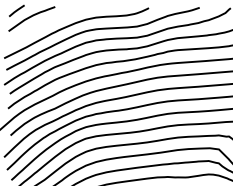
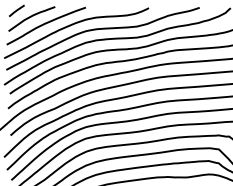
curve: none -> present (45, 24)
